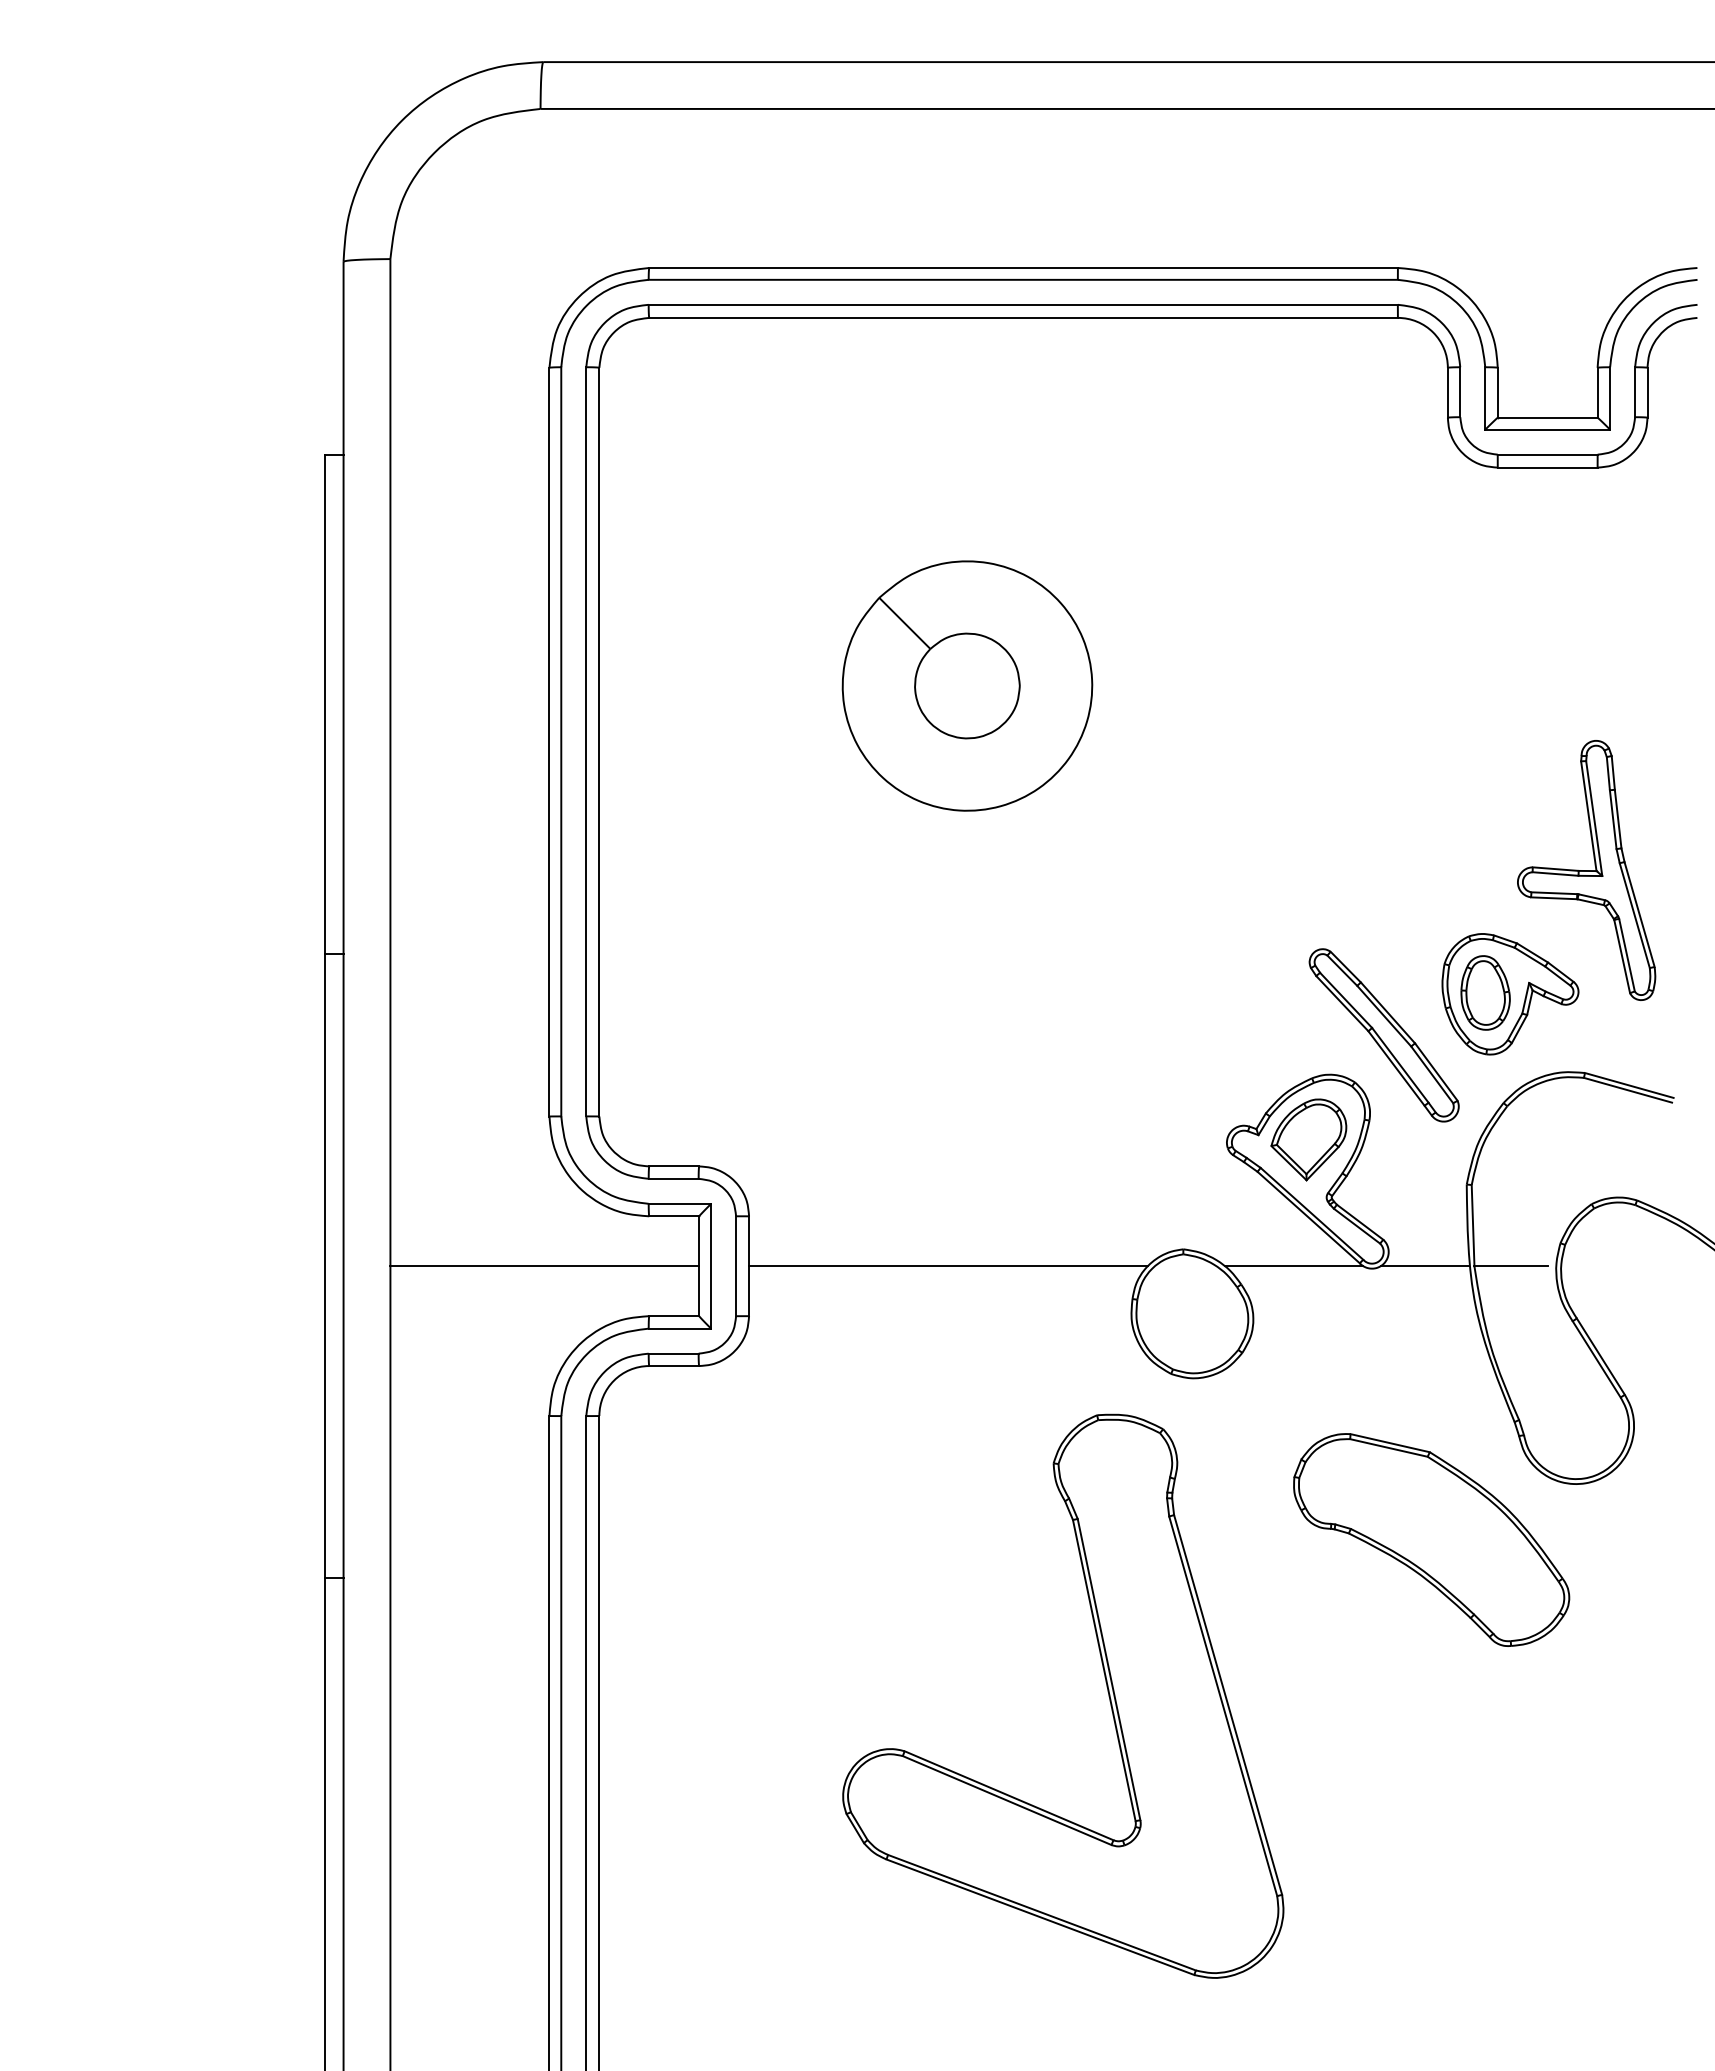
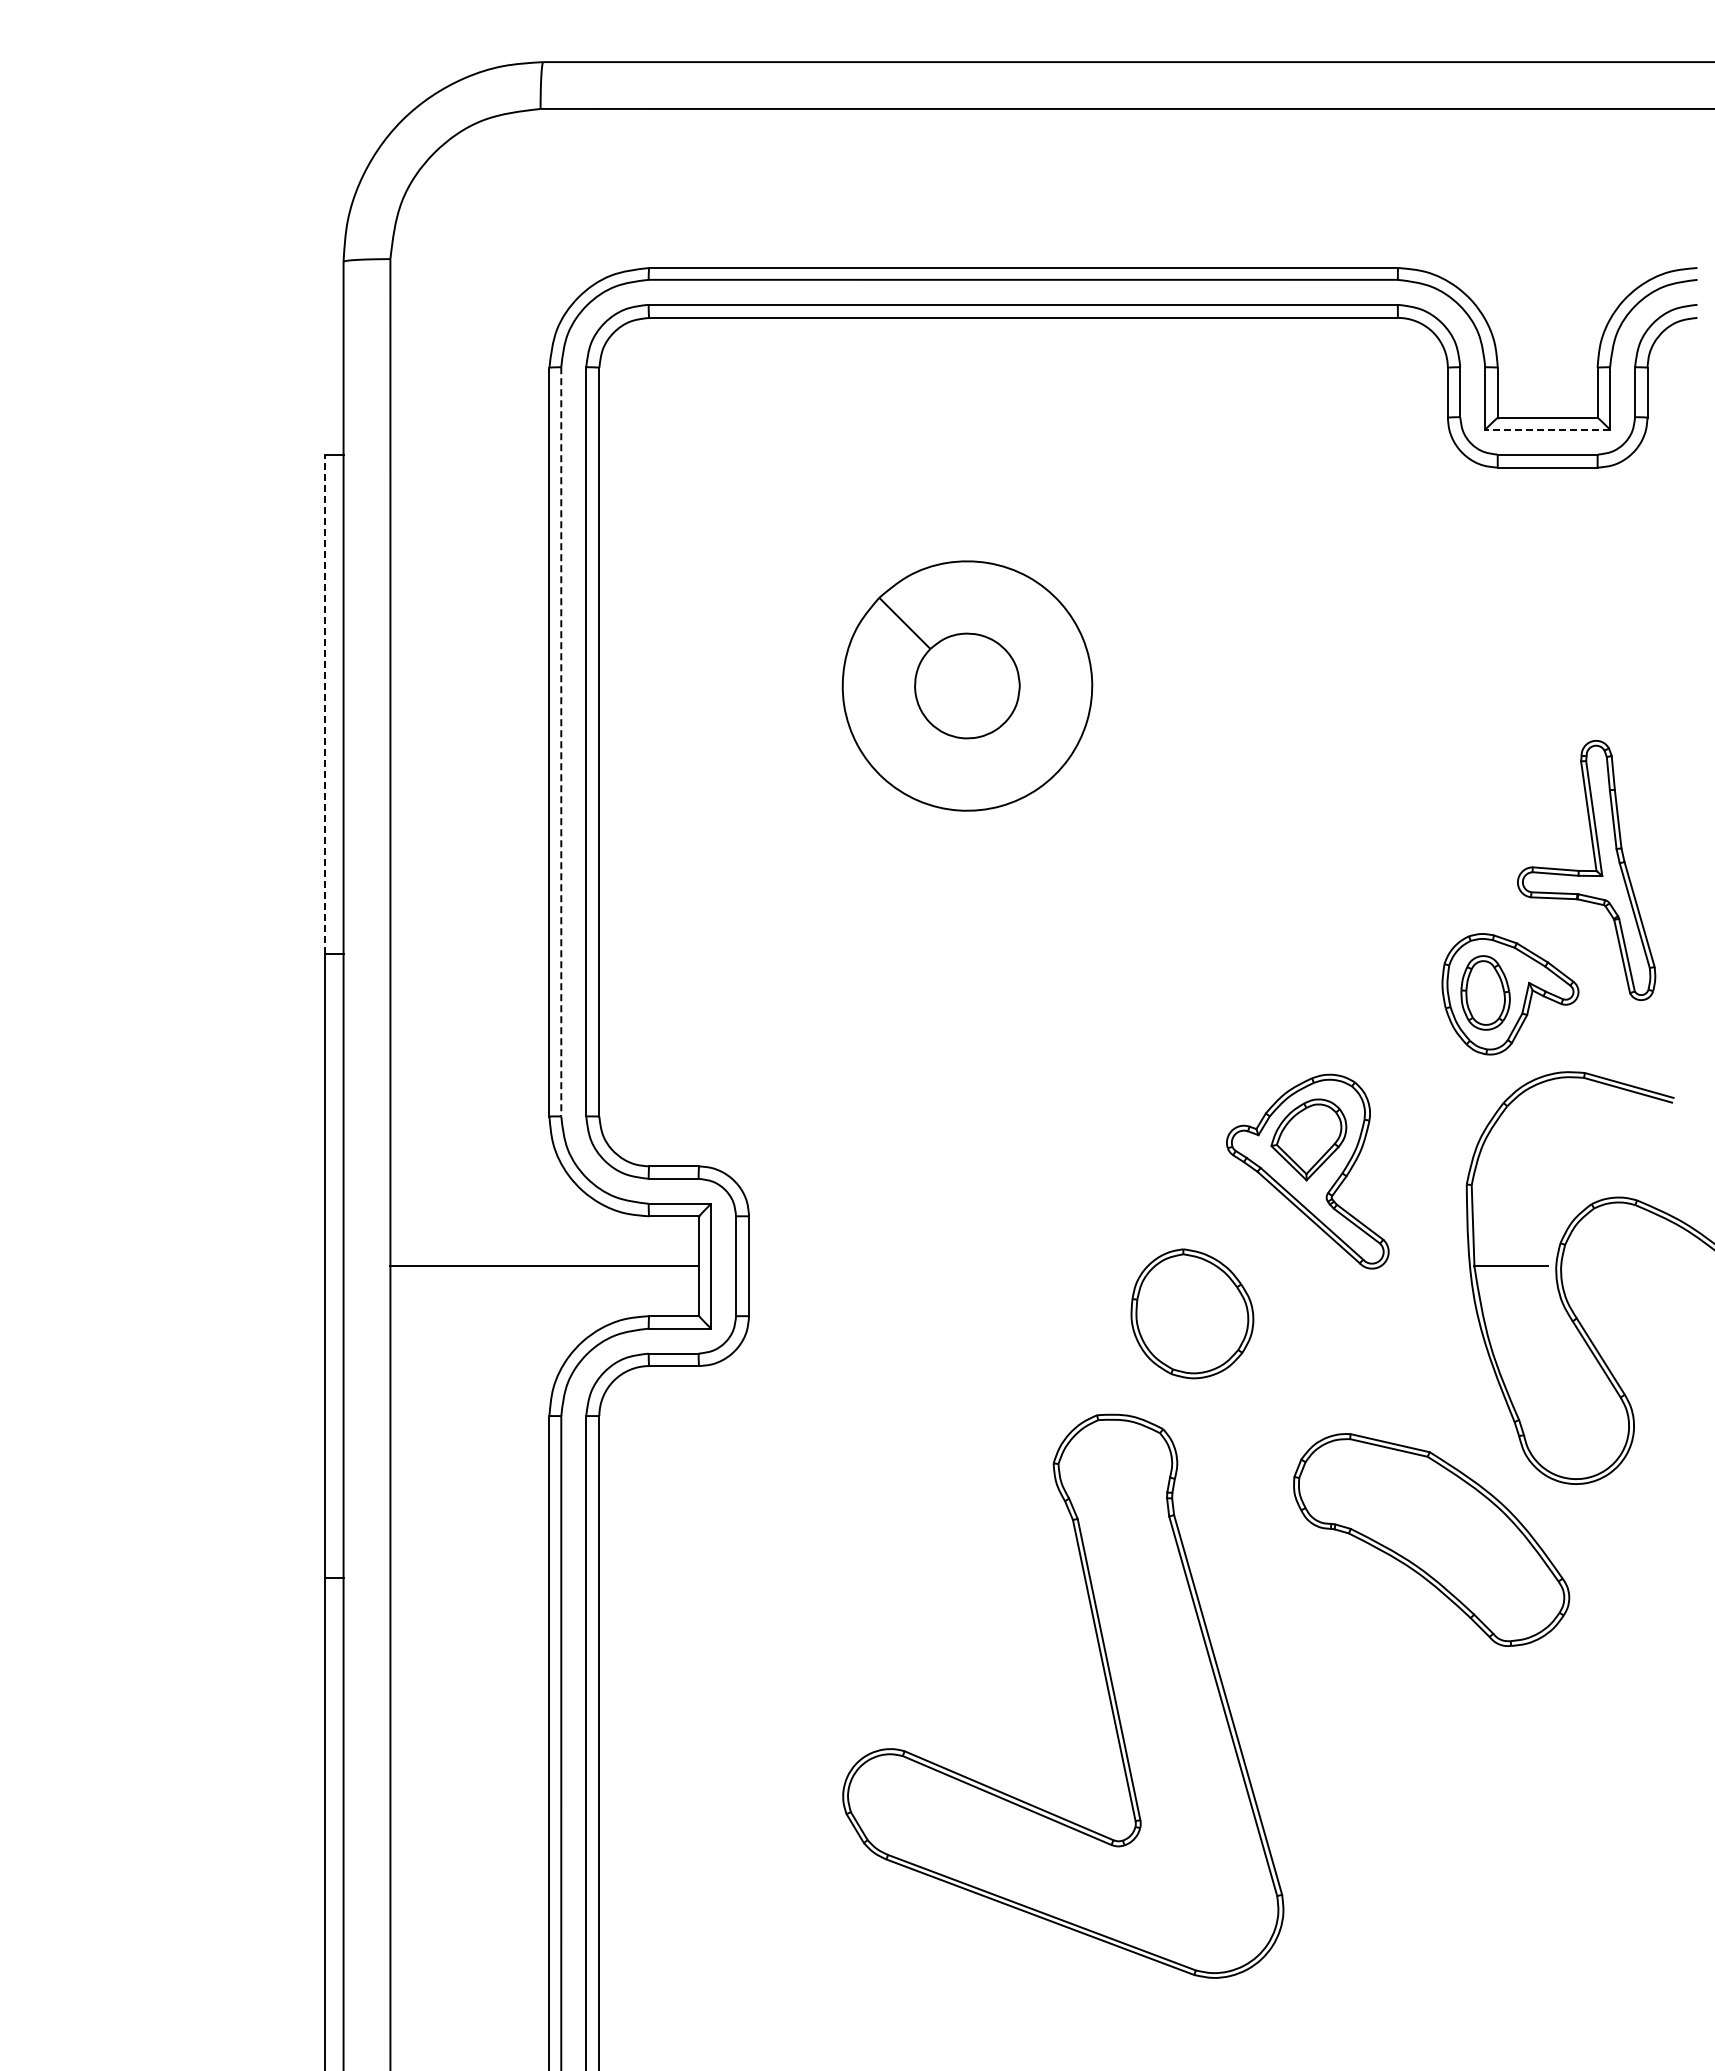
line: solid -> dashed (1547, 429)
line: solid -> dashed (324, 704)
line: solid -> dashed (561, 741)
part: present -> none (1383, 1035)
line: present -> none (948, 1266)
line: present -> none (1294, 1266)
line: present -> none (1424, 1266)
